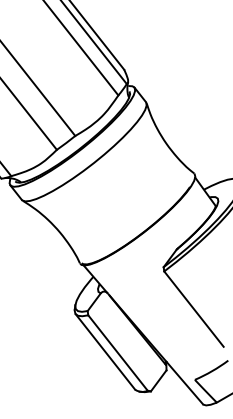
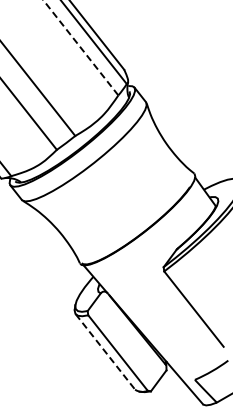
line: solid -> dashed (80, 47)
line: solid -> dashed (105, 352)
